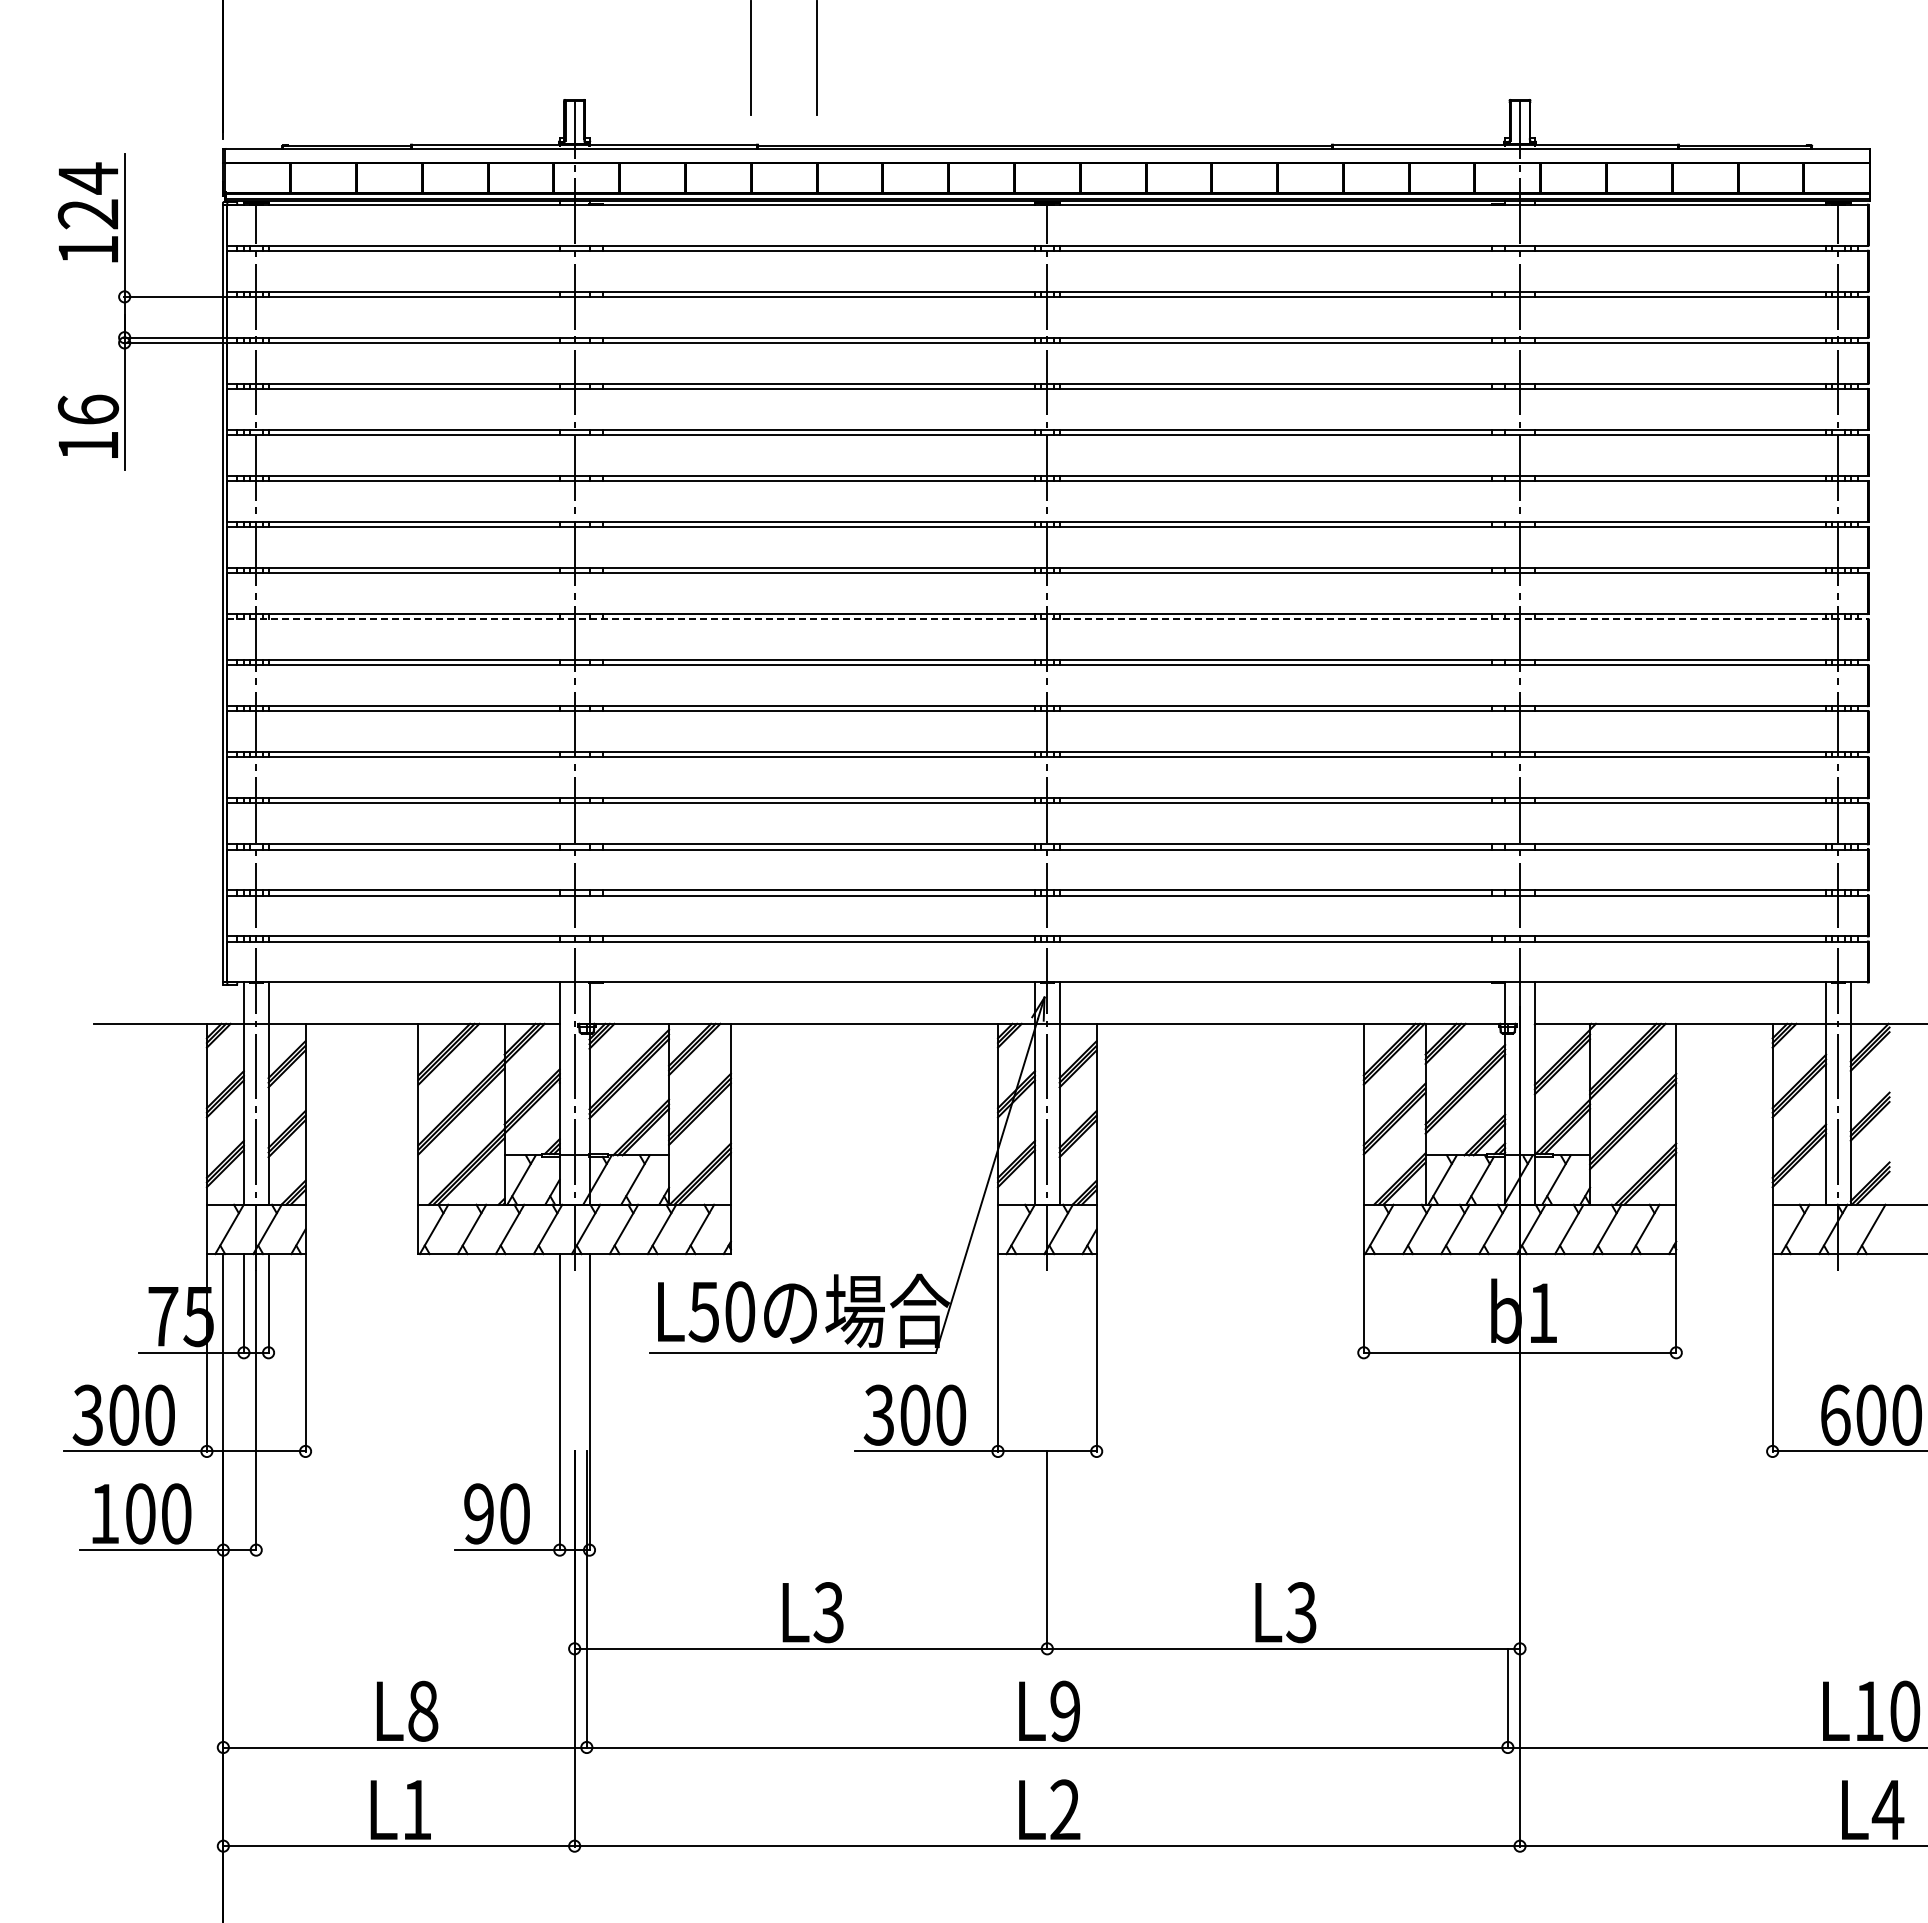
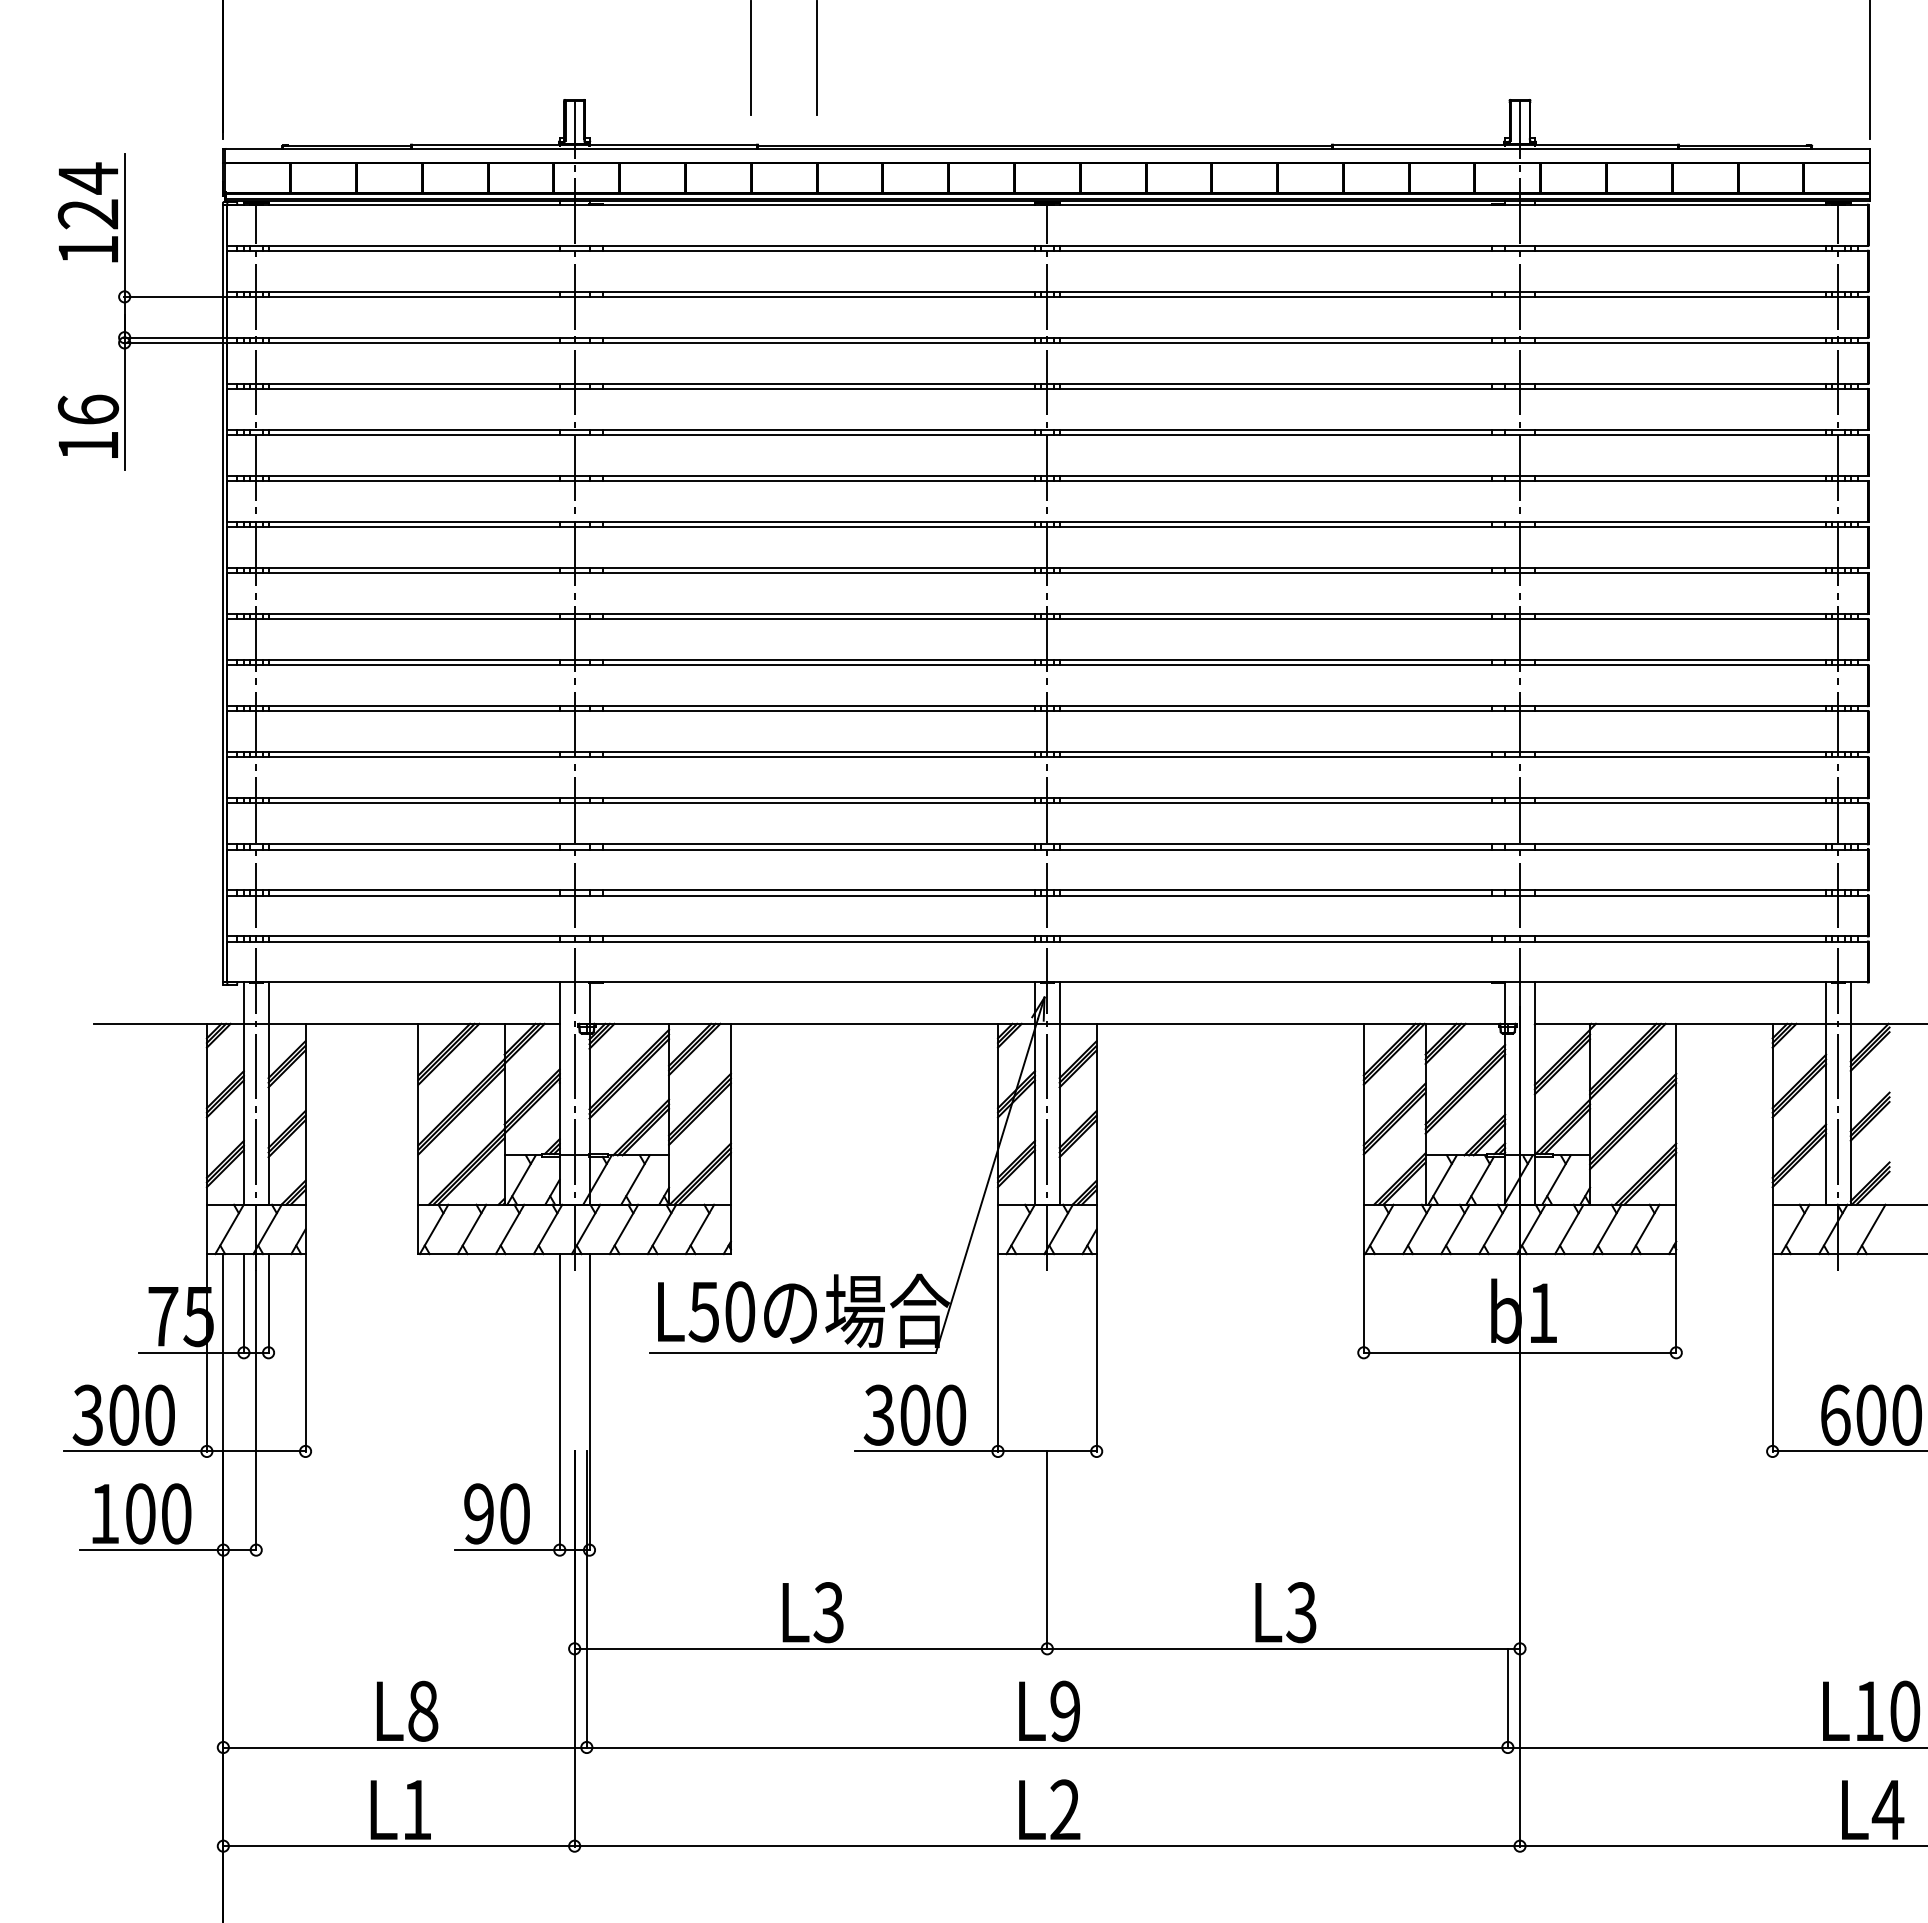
line: none -> present (1869, 70)
line: dashed -> solid (1047, 619)
